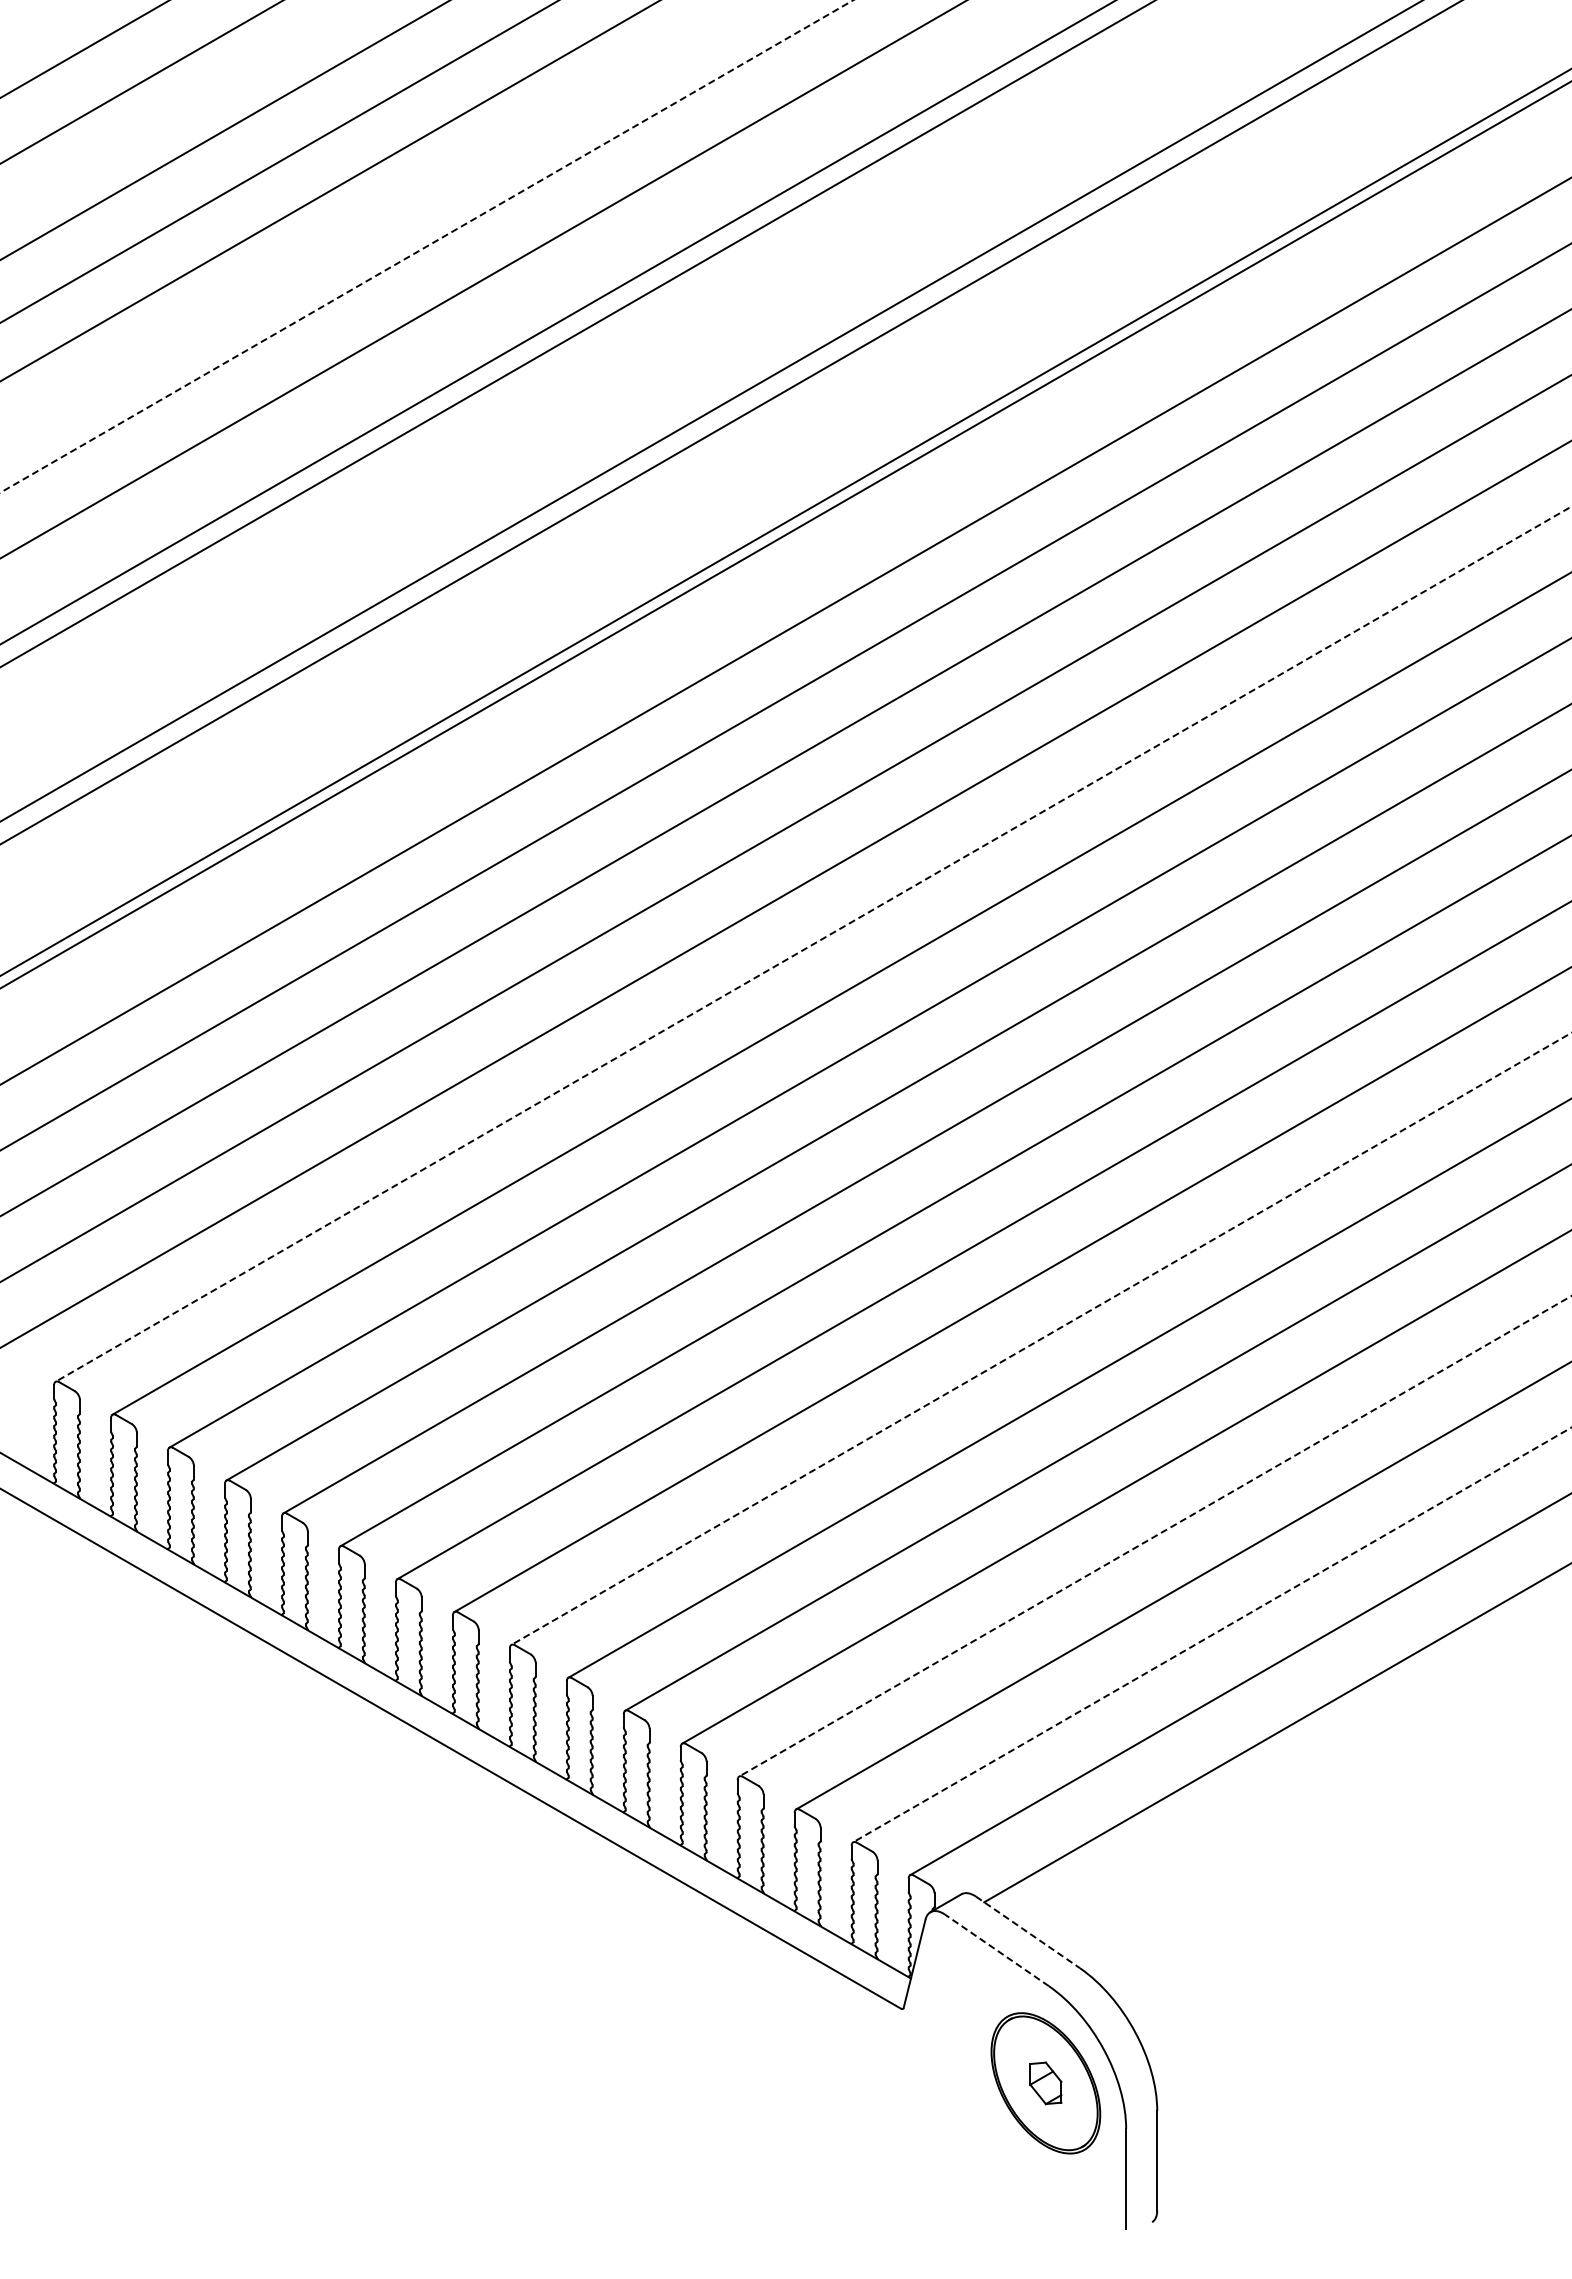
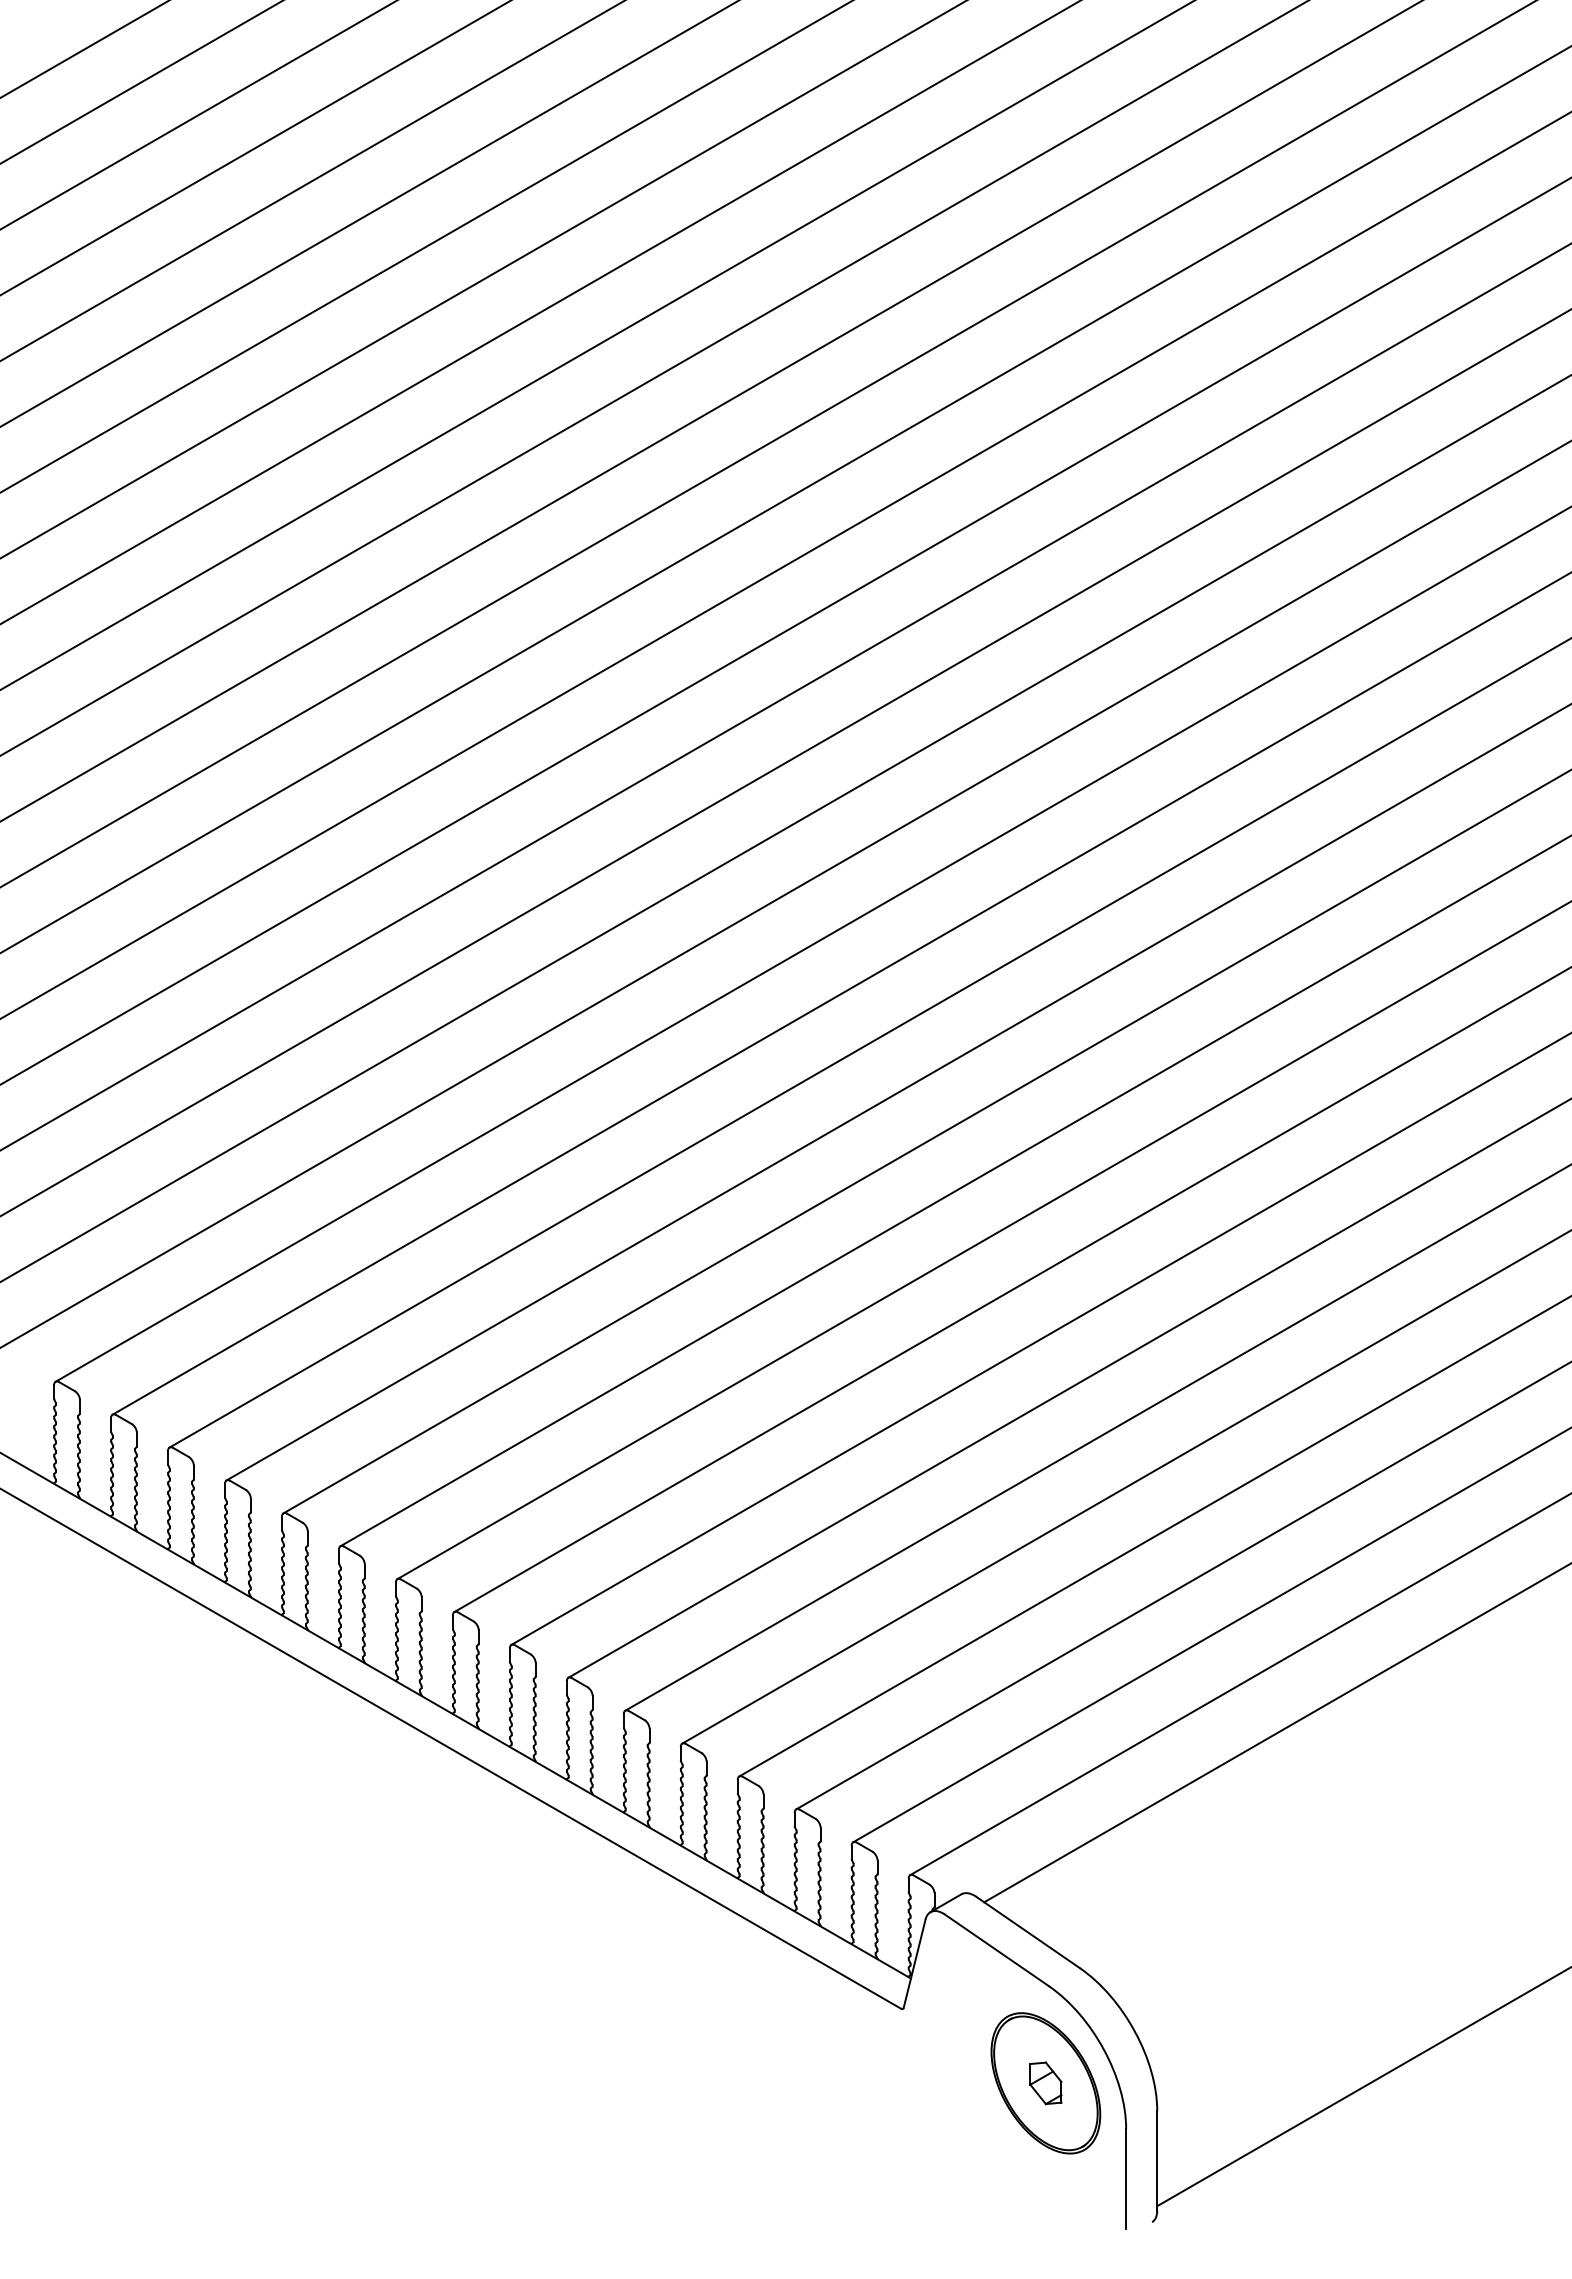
line position: (224, 130) -> (198, 115) (198, 115)
line: none -> present (255, 148)
line position: (279, 161) -> (312, 181) (312, 181)
line position: (329, 191) -> (368, 213) (368, 213)
line: dashed -> solid (426, 246)
line position: (557, 322) -> (540, 312) (540, 312)
line position: (576, 333) -> (596, 345) (596, 345)
line: none -> present (653, 378)
line position: (730, 422) -> (767, 444) (767, 444)
line position: (785, 522) -> (785, 500) (785, 500)
line position: (785, 534) -> (785, 565) (785, 565)
line: dashed -> solid (813, 944)
line: dashed -> solid (1041, 1339)
line: dashed -> solid (1154, 1536)
line: dashed -> solid (1212, 1634)
line: dashed -> solid (1028, 1932)
line: dashed -> solid (996, 1950)
line: none -> present (1362, 2087)
